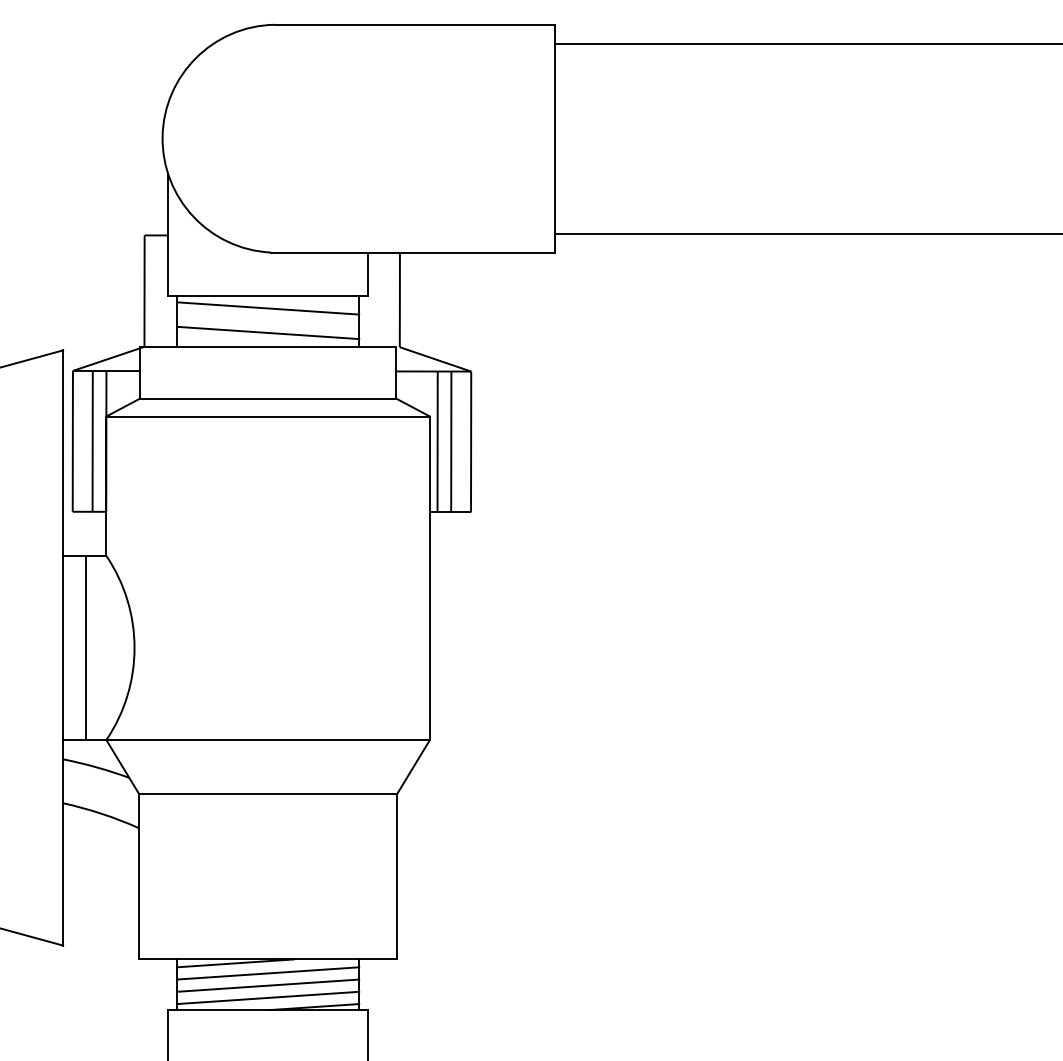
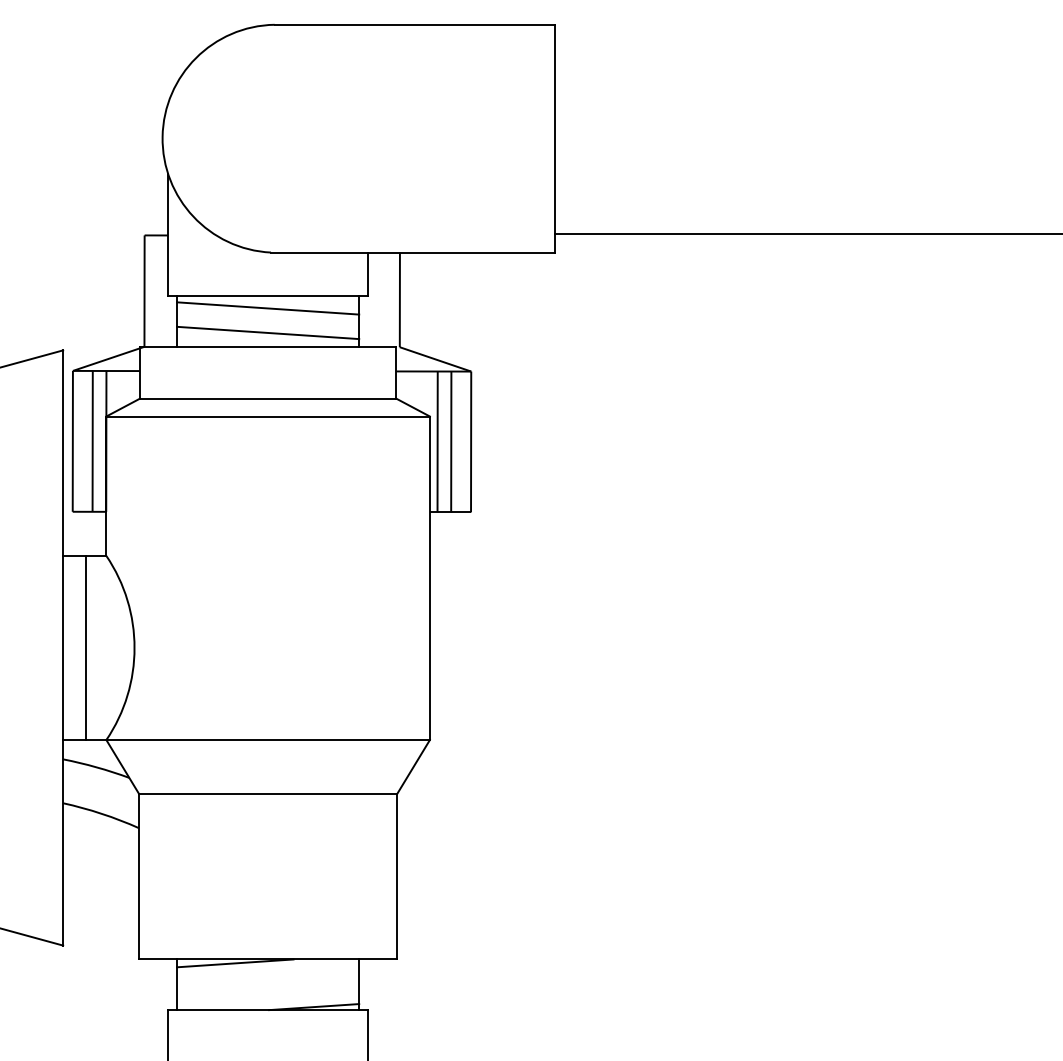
line: present -> none (807, 44)
line: present -> none (268, 973)
line: present -> none (268, 985)
line: present -> none (268, 997)
